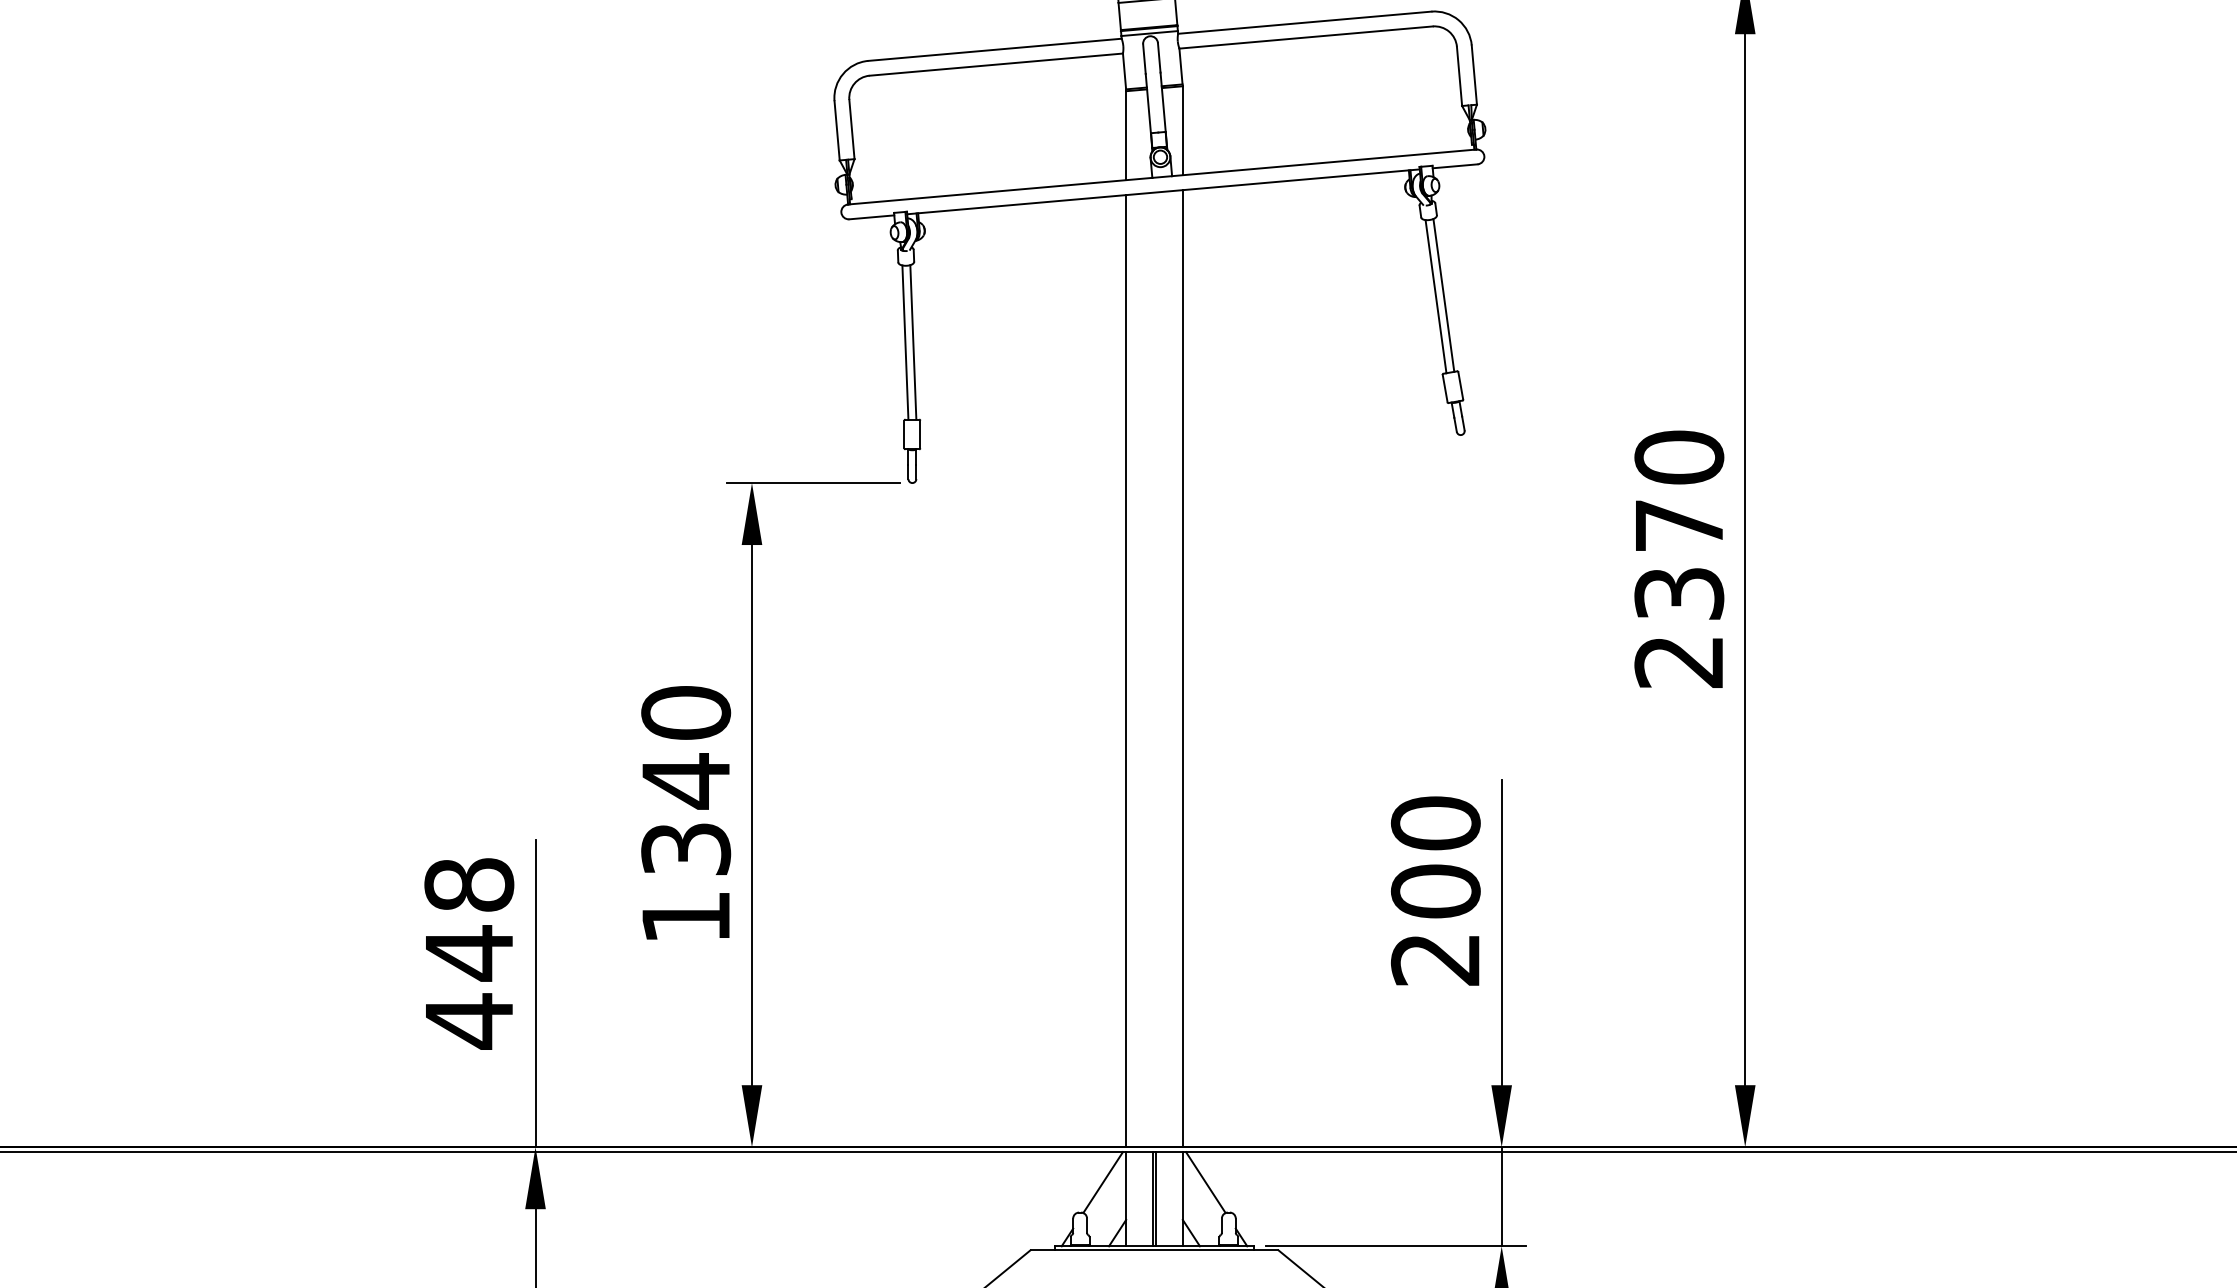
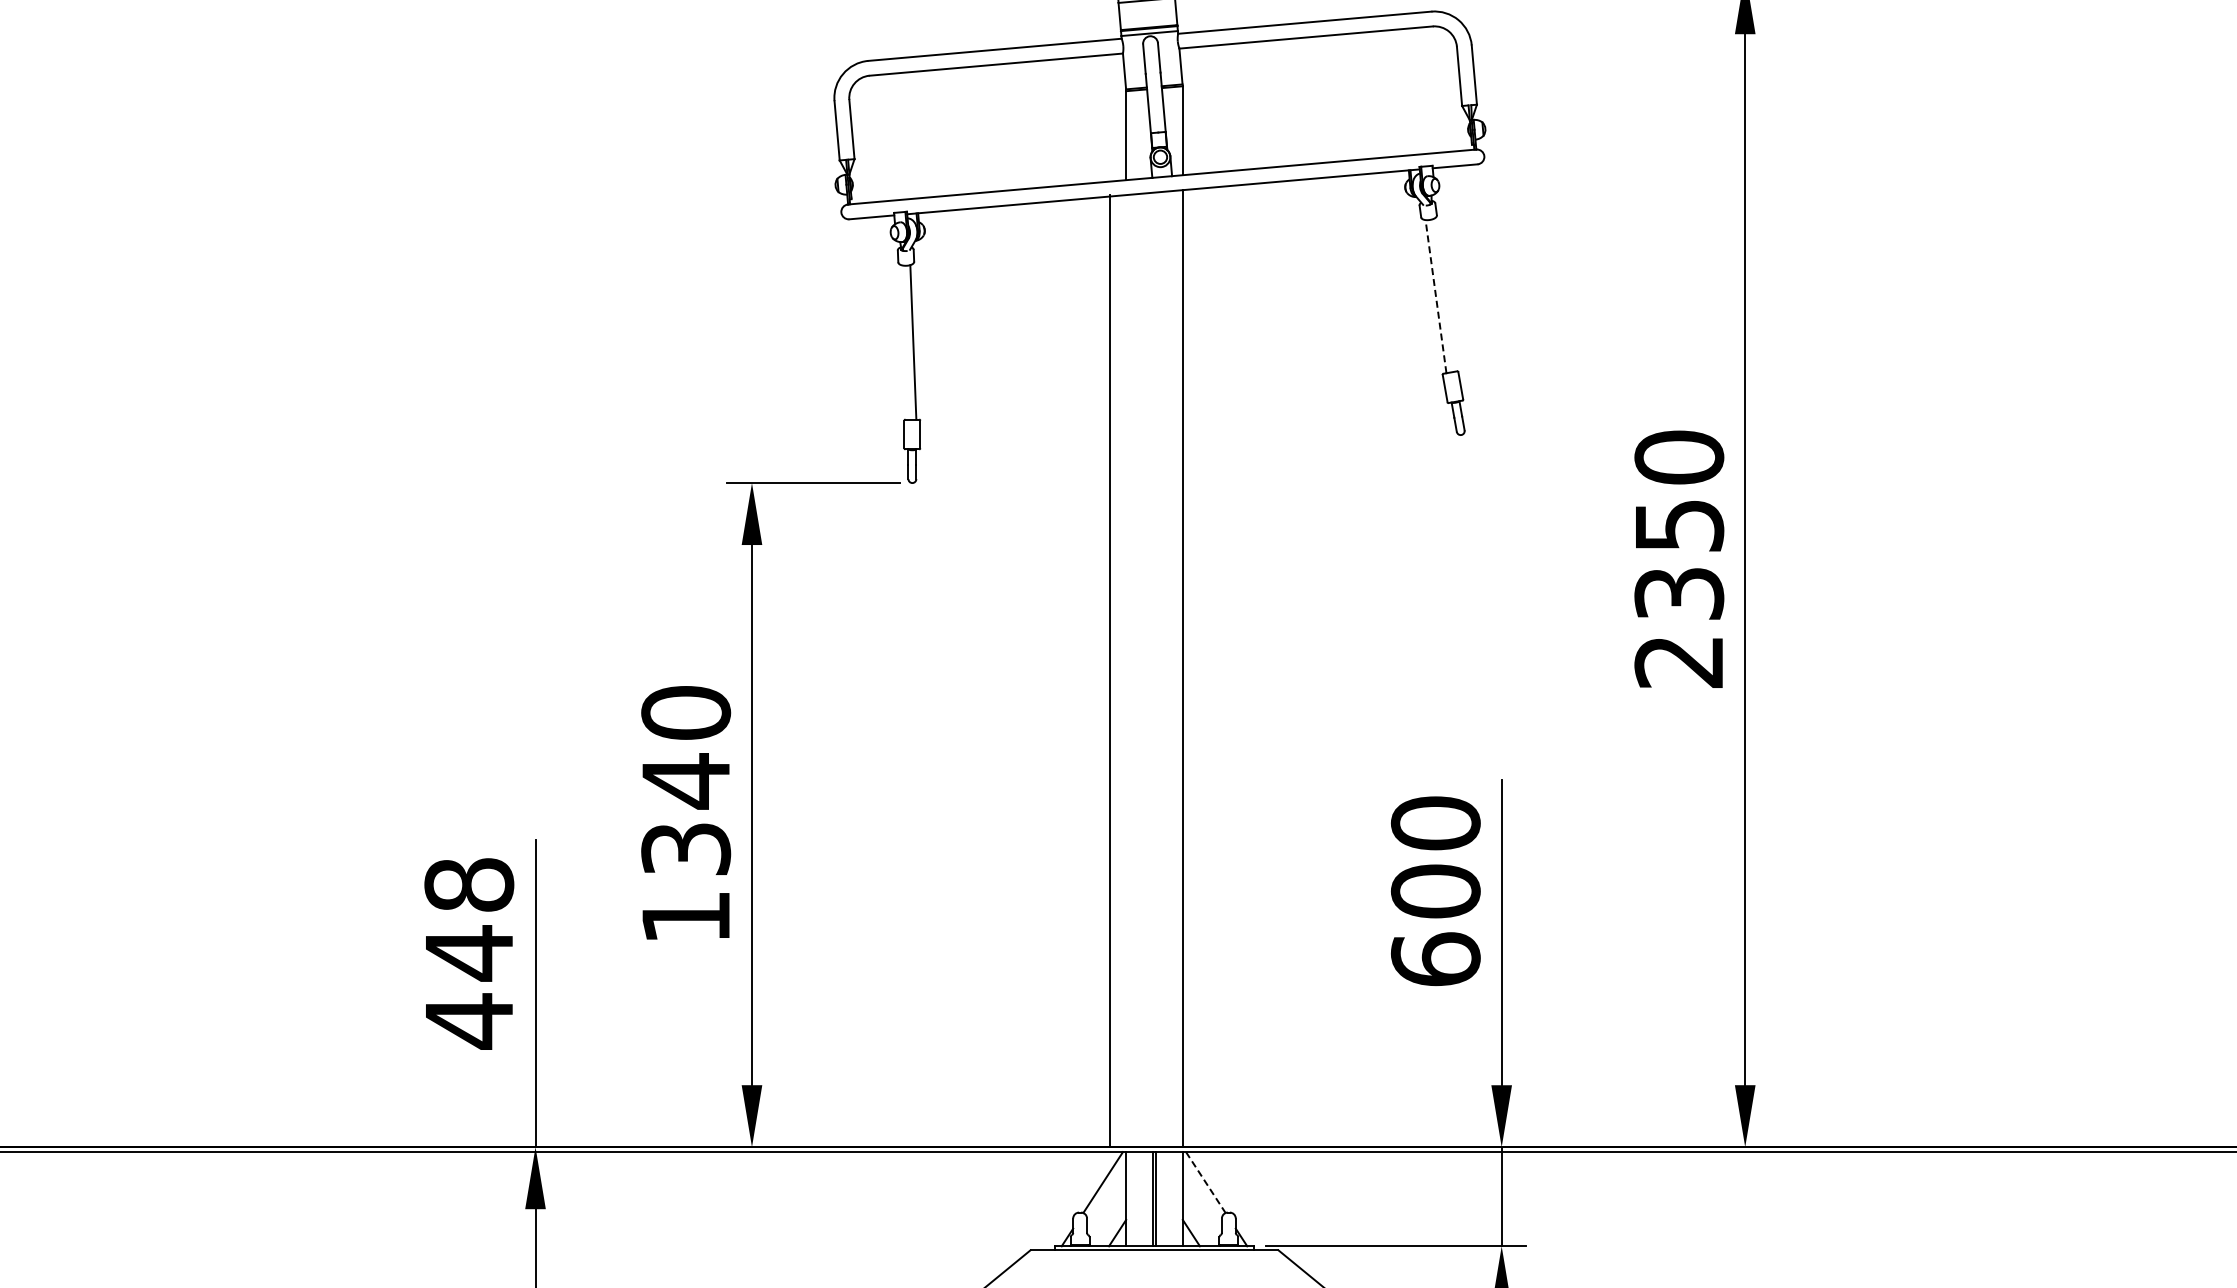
line: present -> none (1443, 295)
line: solid -> dashed (1435, 296)
line: present -> none (905, 342)
text: 2370 -> 2350 (1680, 525)
line position: (1126, 671) -> (1110, 671) (1110, 671)
text: 200 -> 600 (1435, 959)
line: solid -> dashed (1206, 1182)
